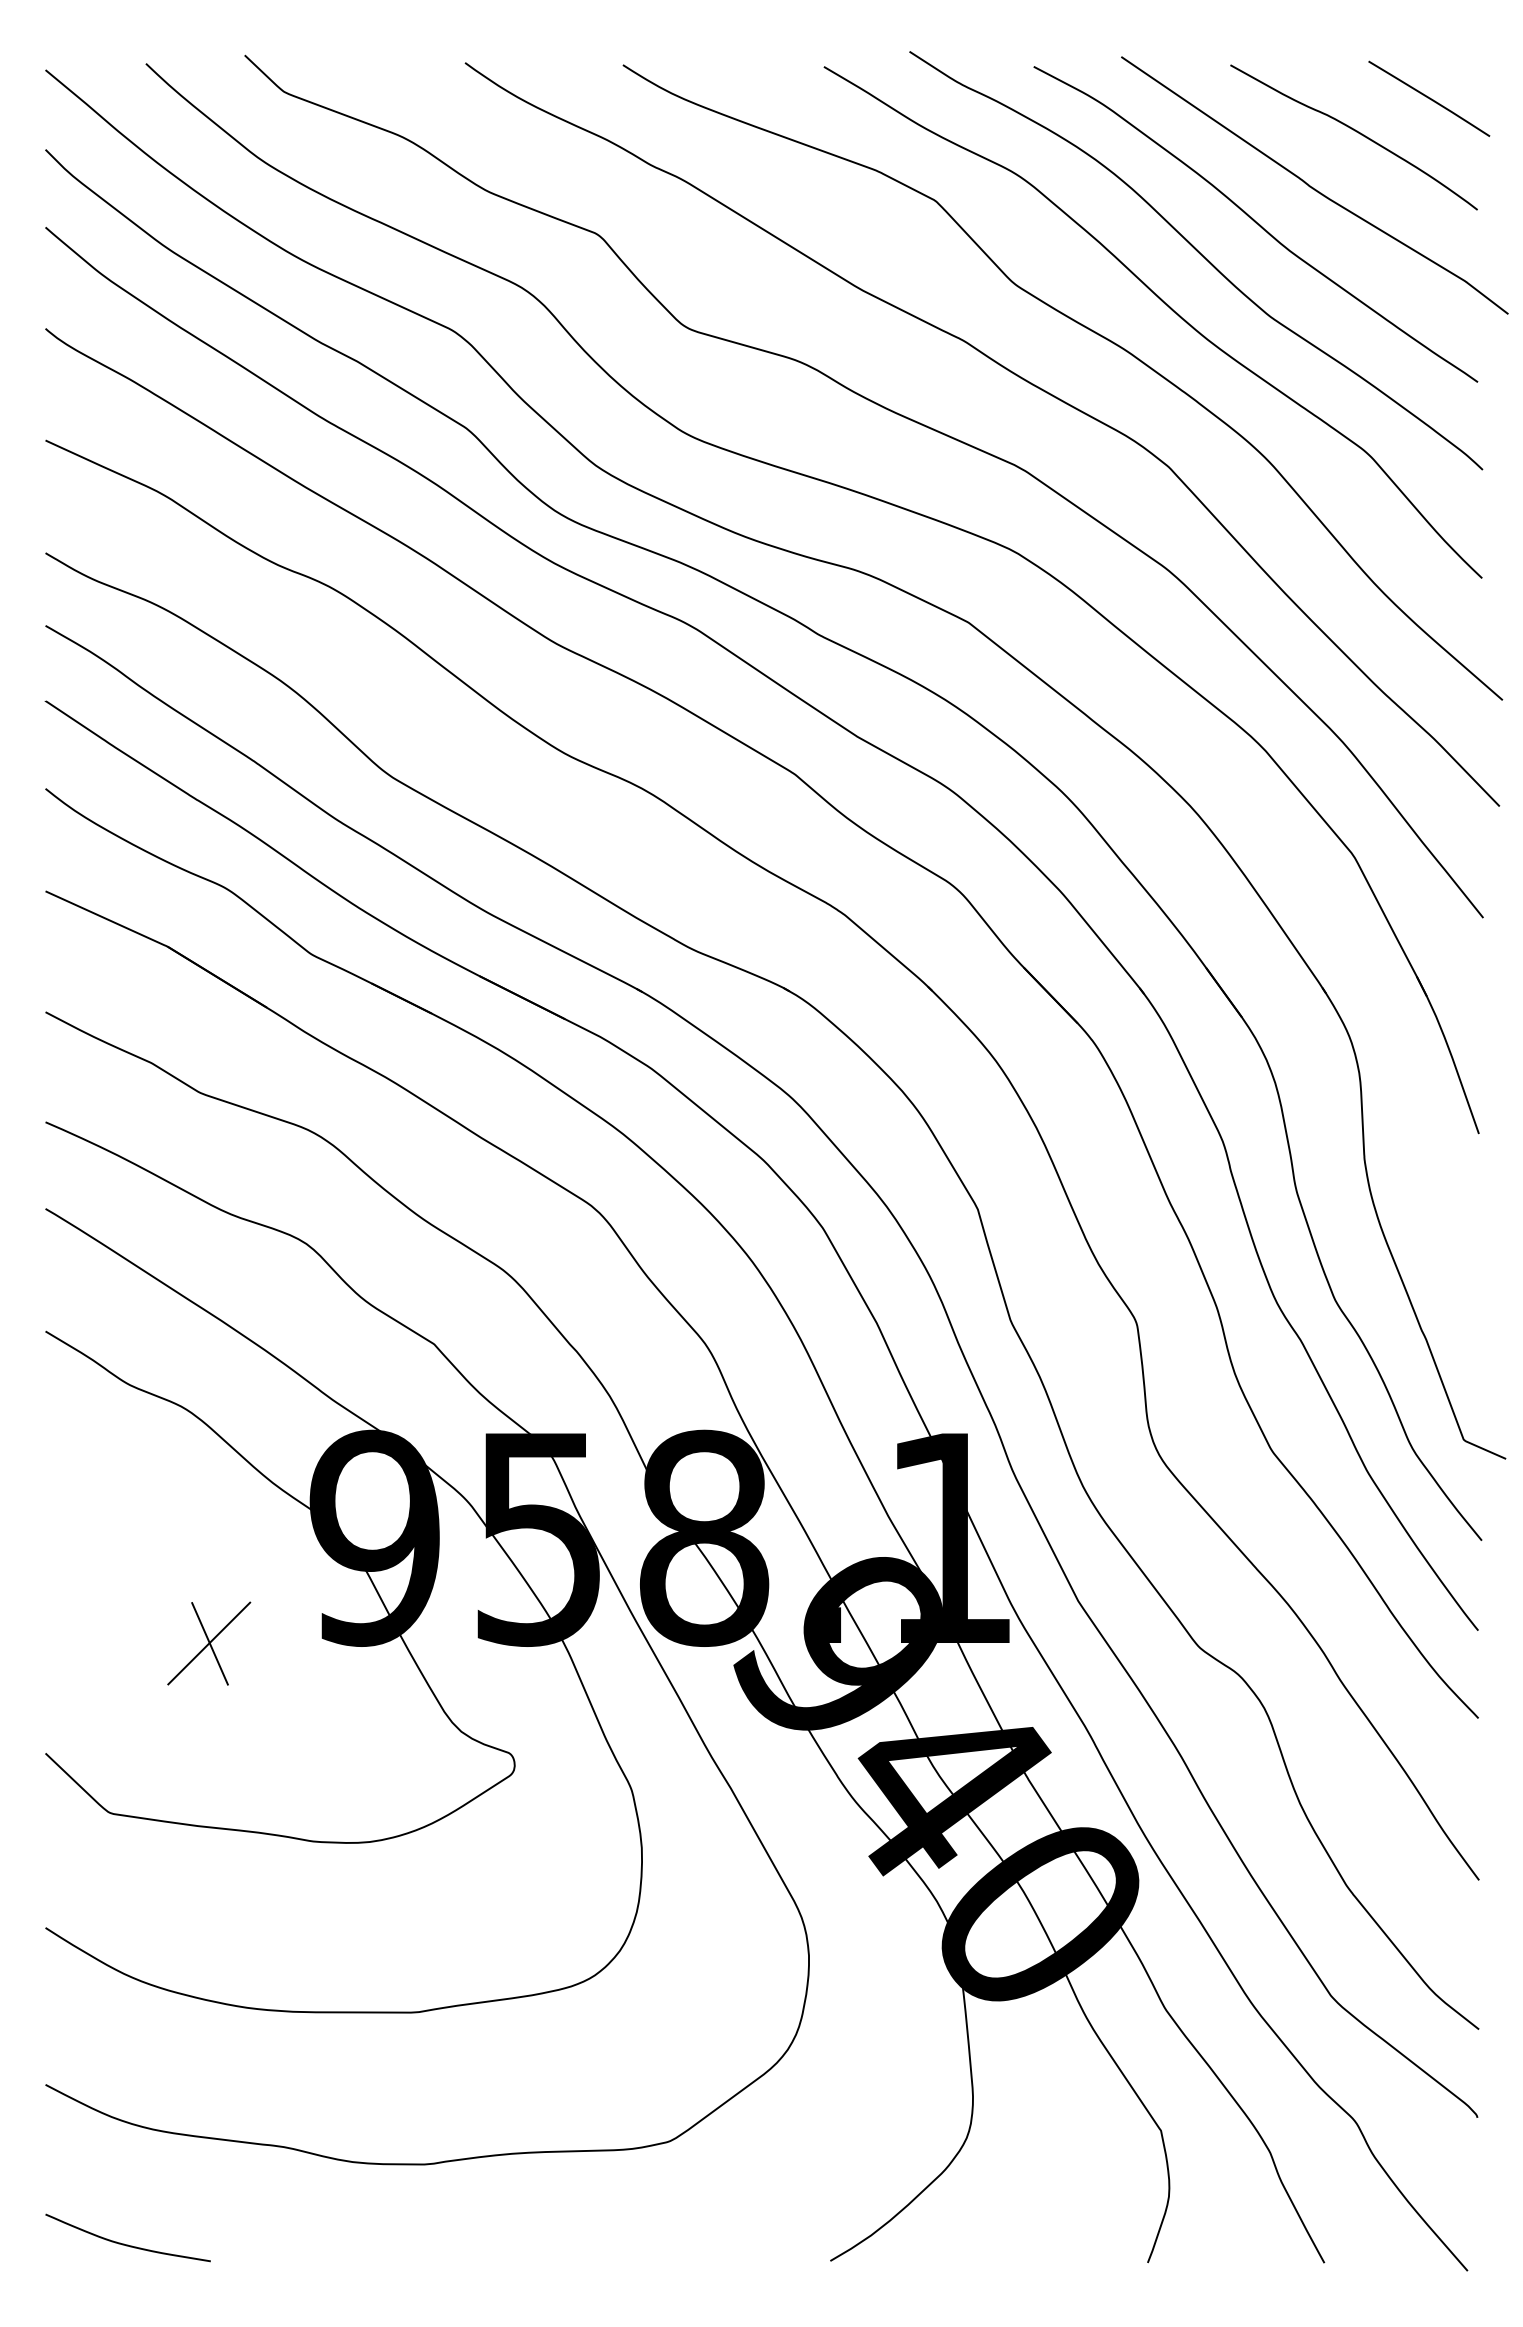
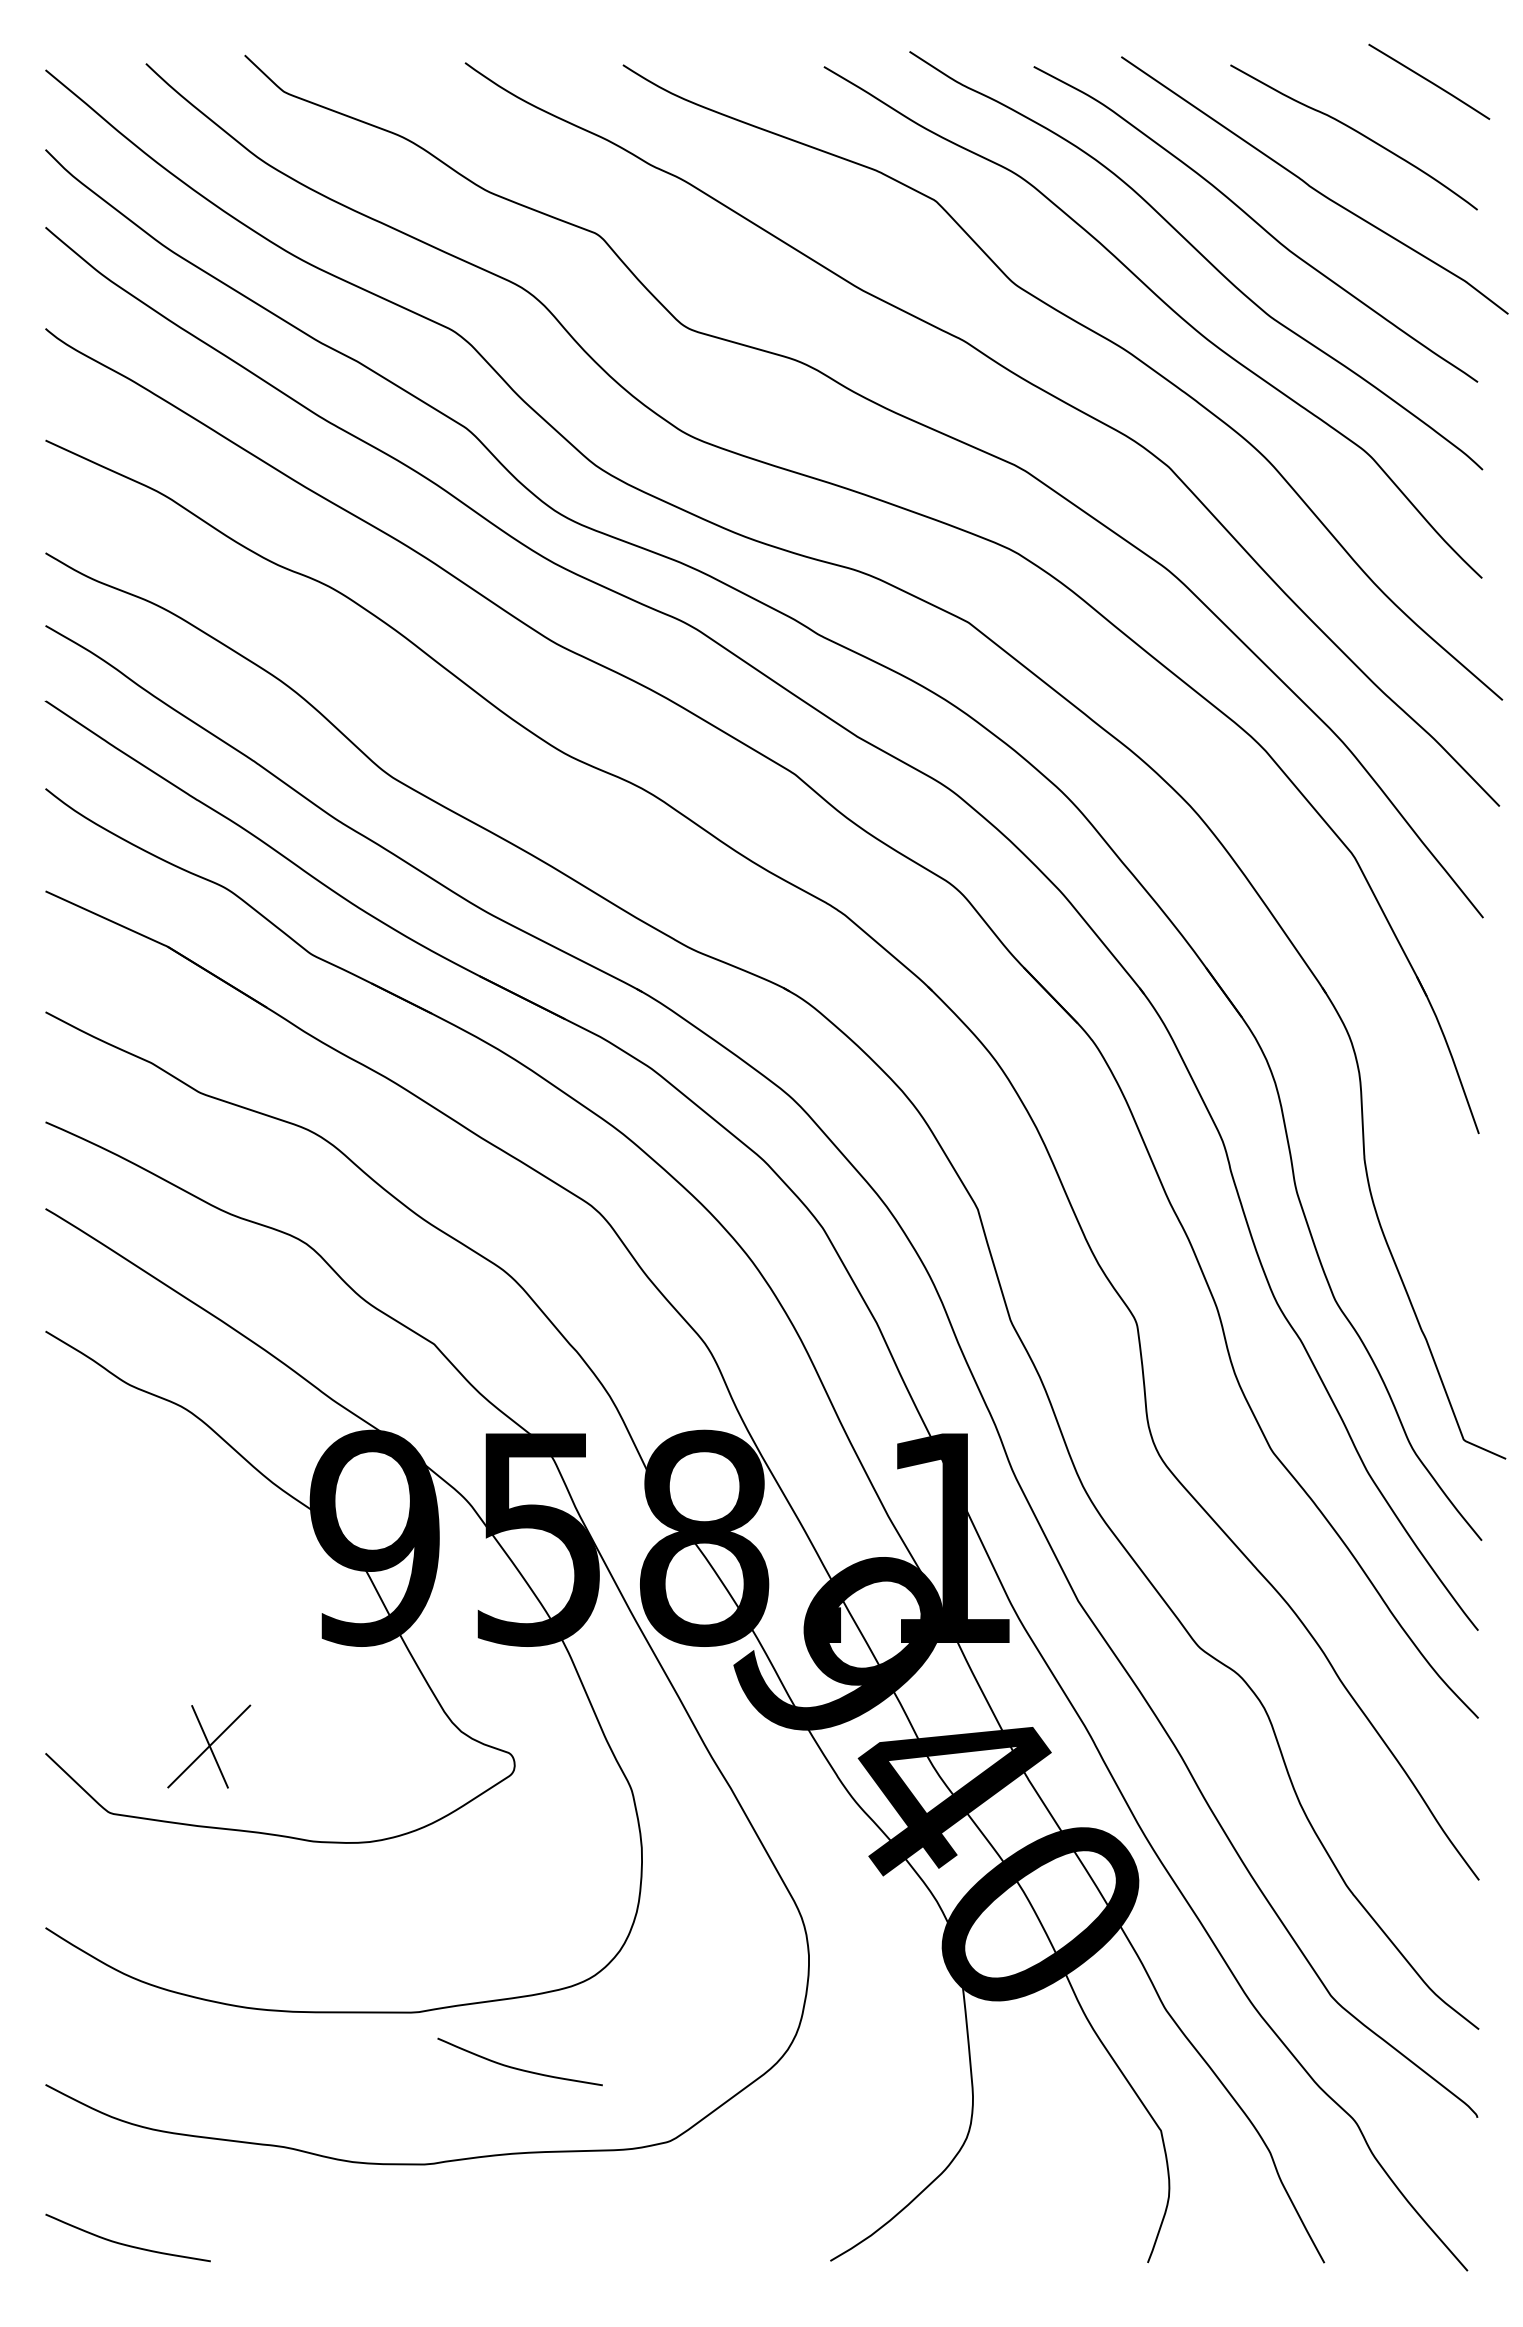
line position: (1429, 98) -> (1429, 81) (1429, 81)
part position: (209, 1643) -> (209, 1746) (209, 1746)
curve: none -> present (516, 2067)
